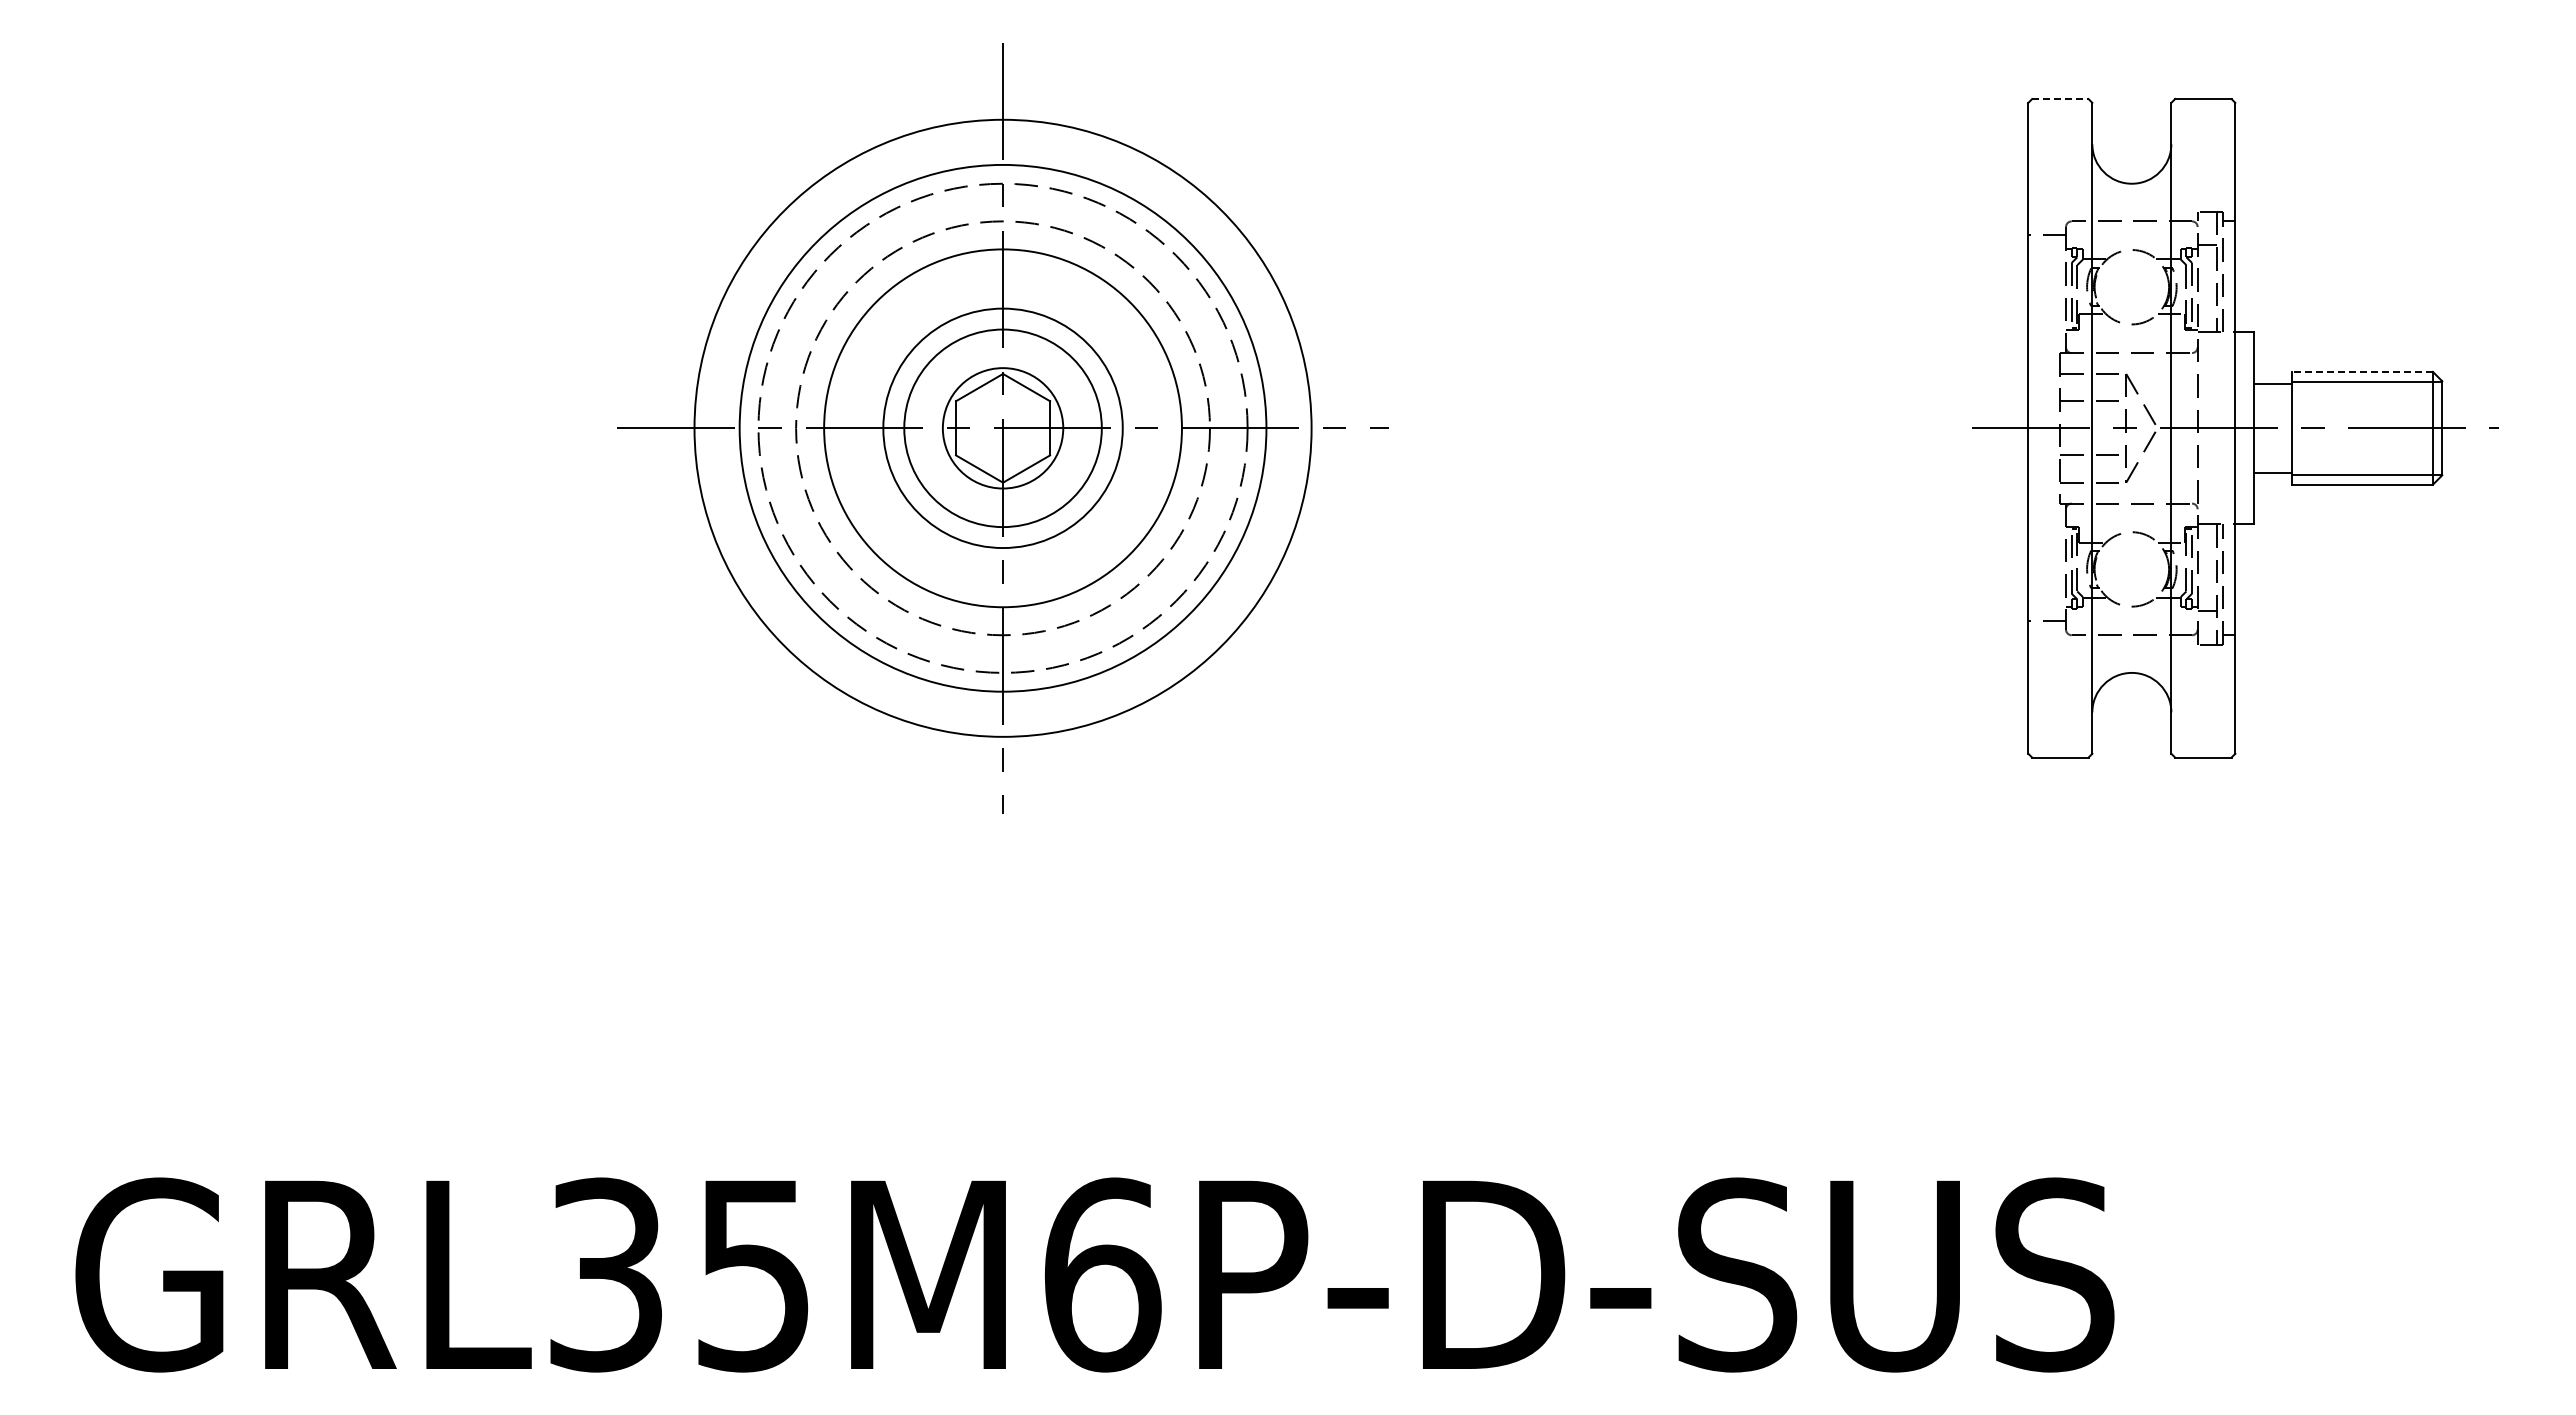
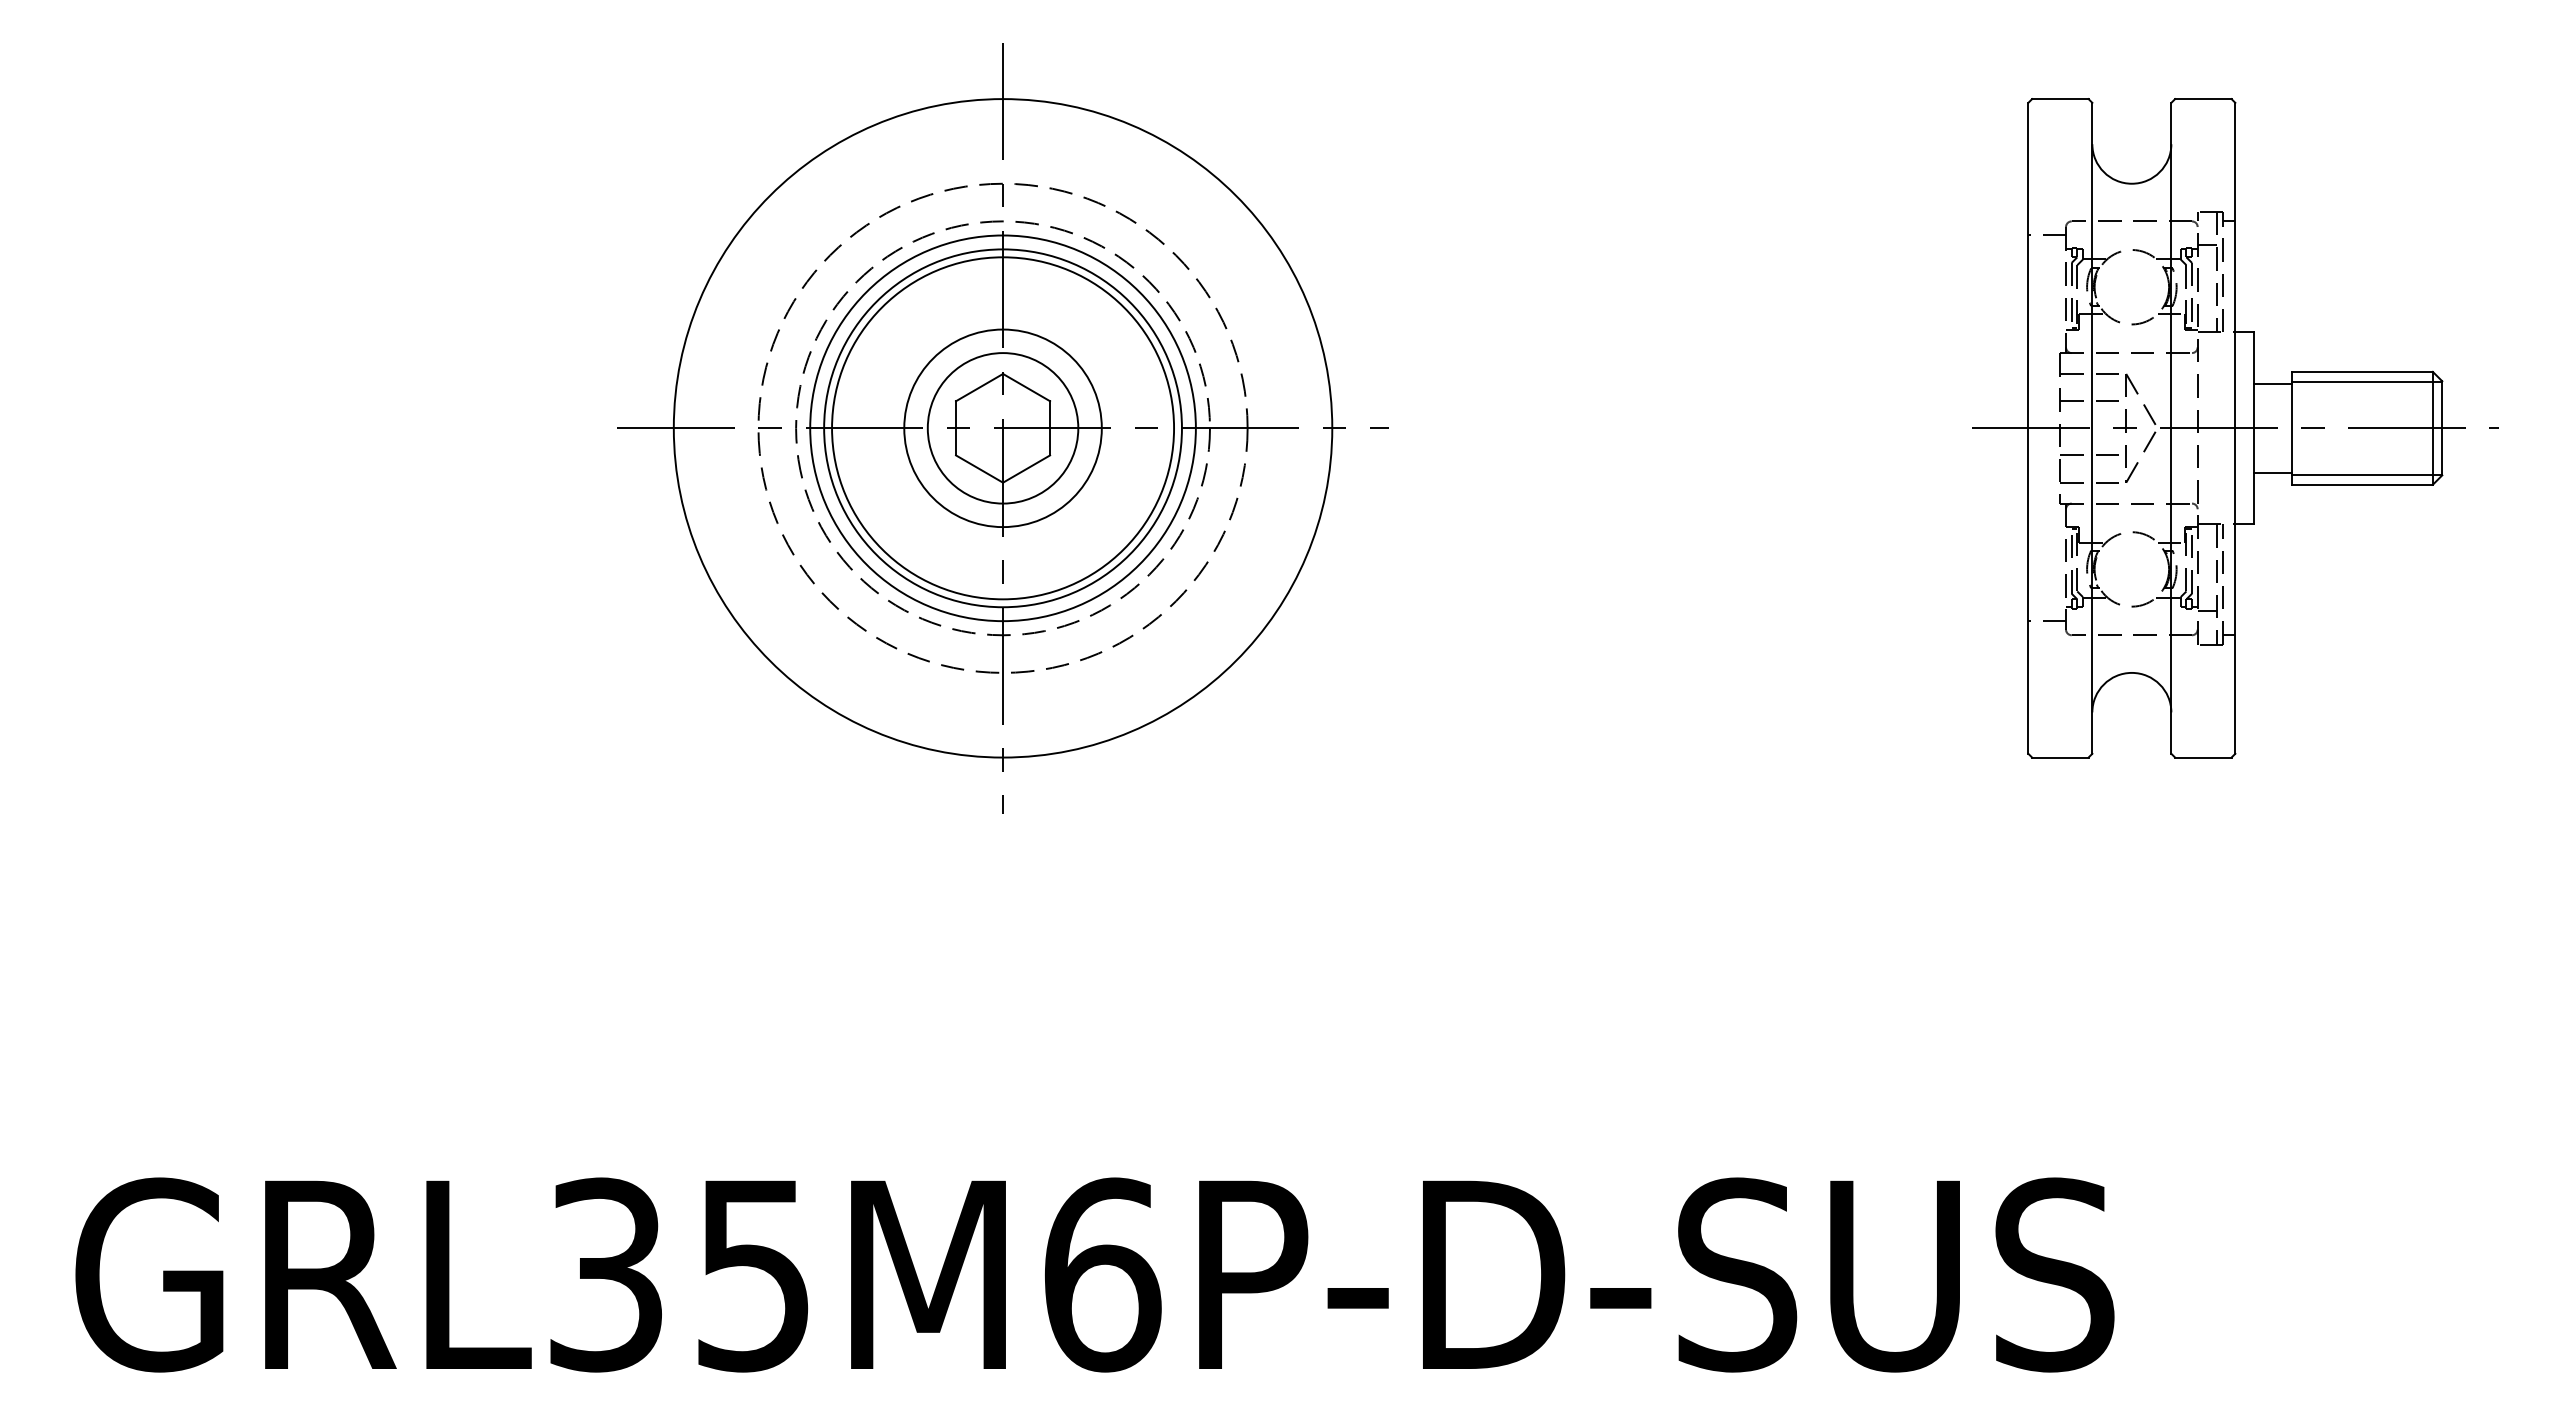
line: dashed -> solid (2060, 99)
line: dashed -> solid (2362, 371)
circle diameter: 527 px -> 658 px (1002, 428)
circle diameter: 617 px -> 386 px (1002, 428)
circle diameter: 120 px -> 151 px (1002, 428)
circle diameter: 239 px -> 342 px (1003, 428)
